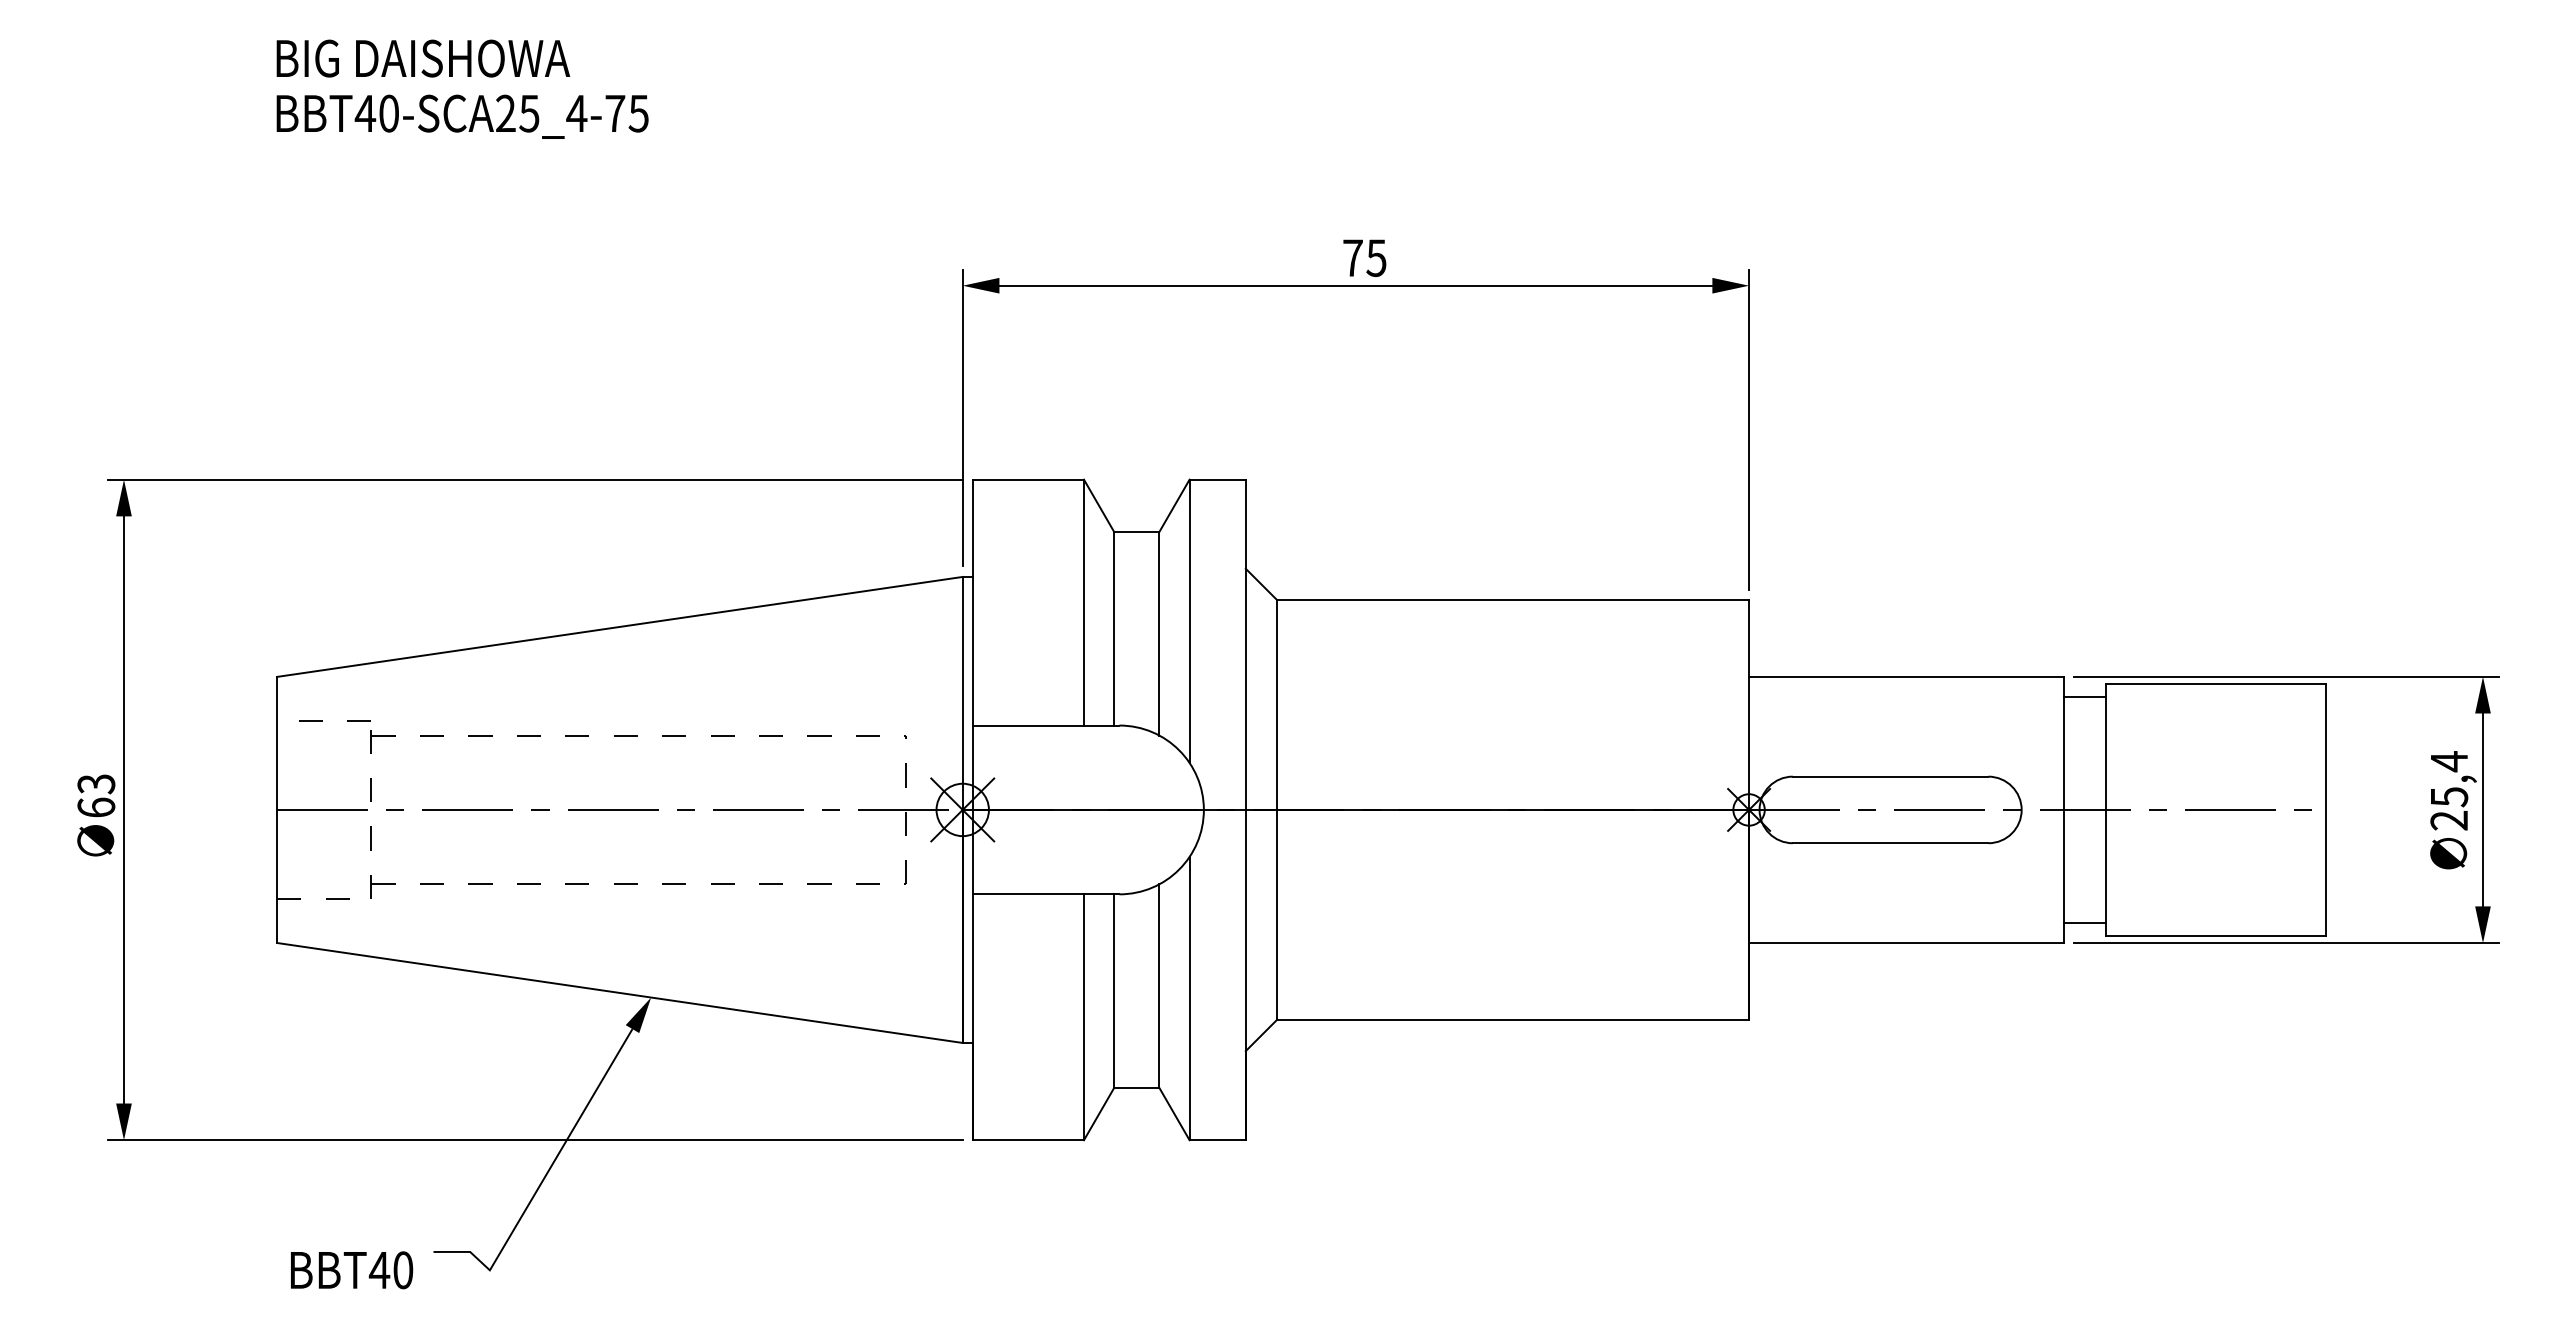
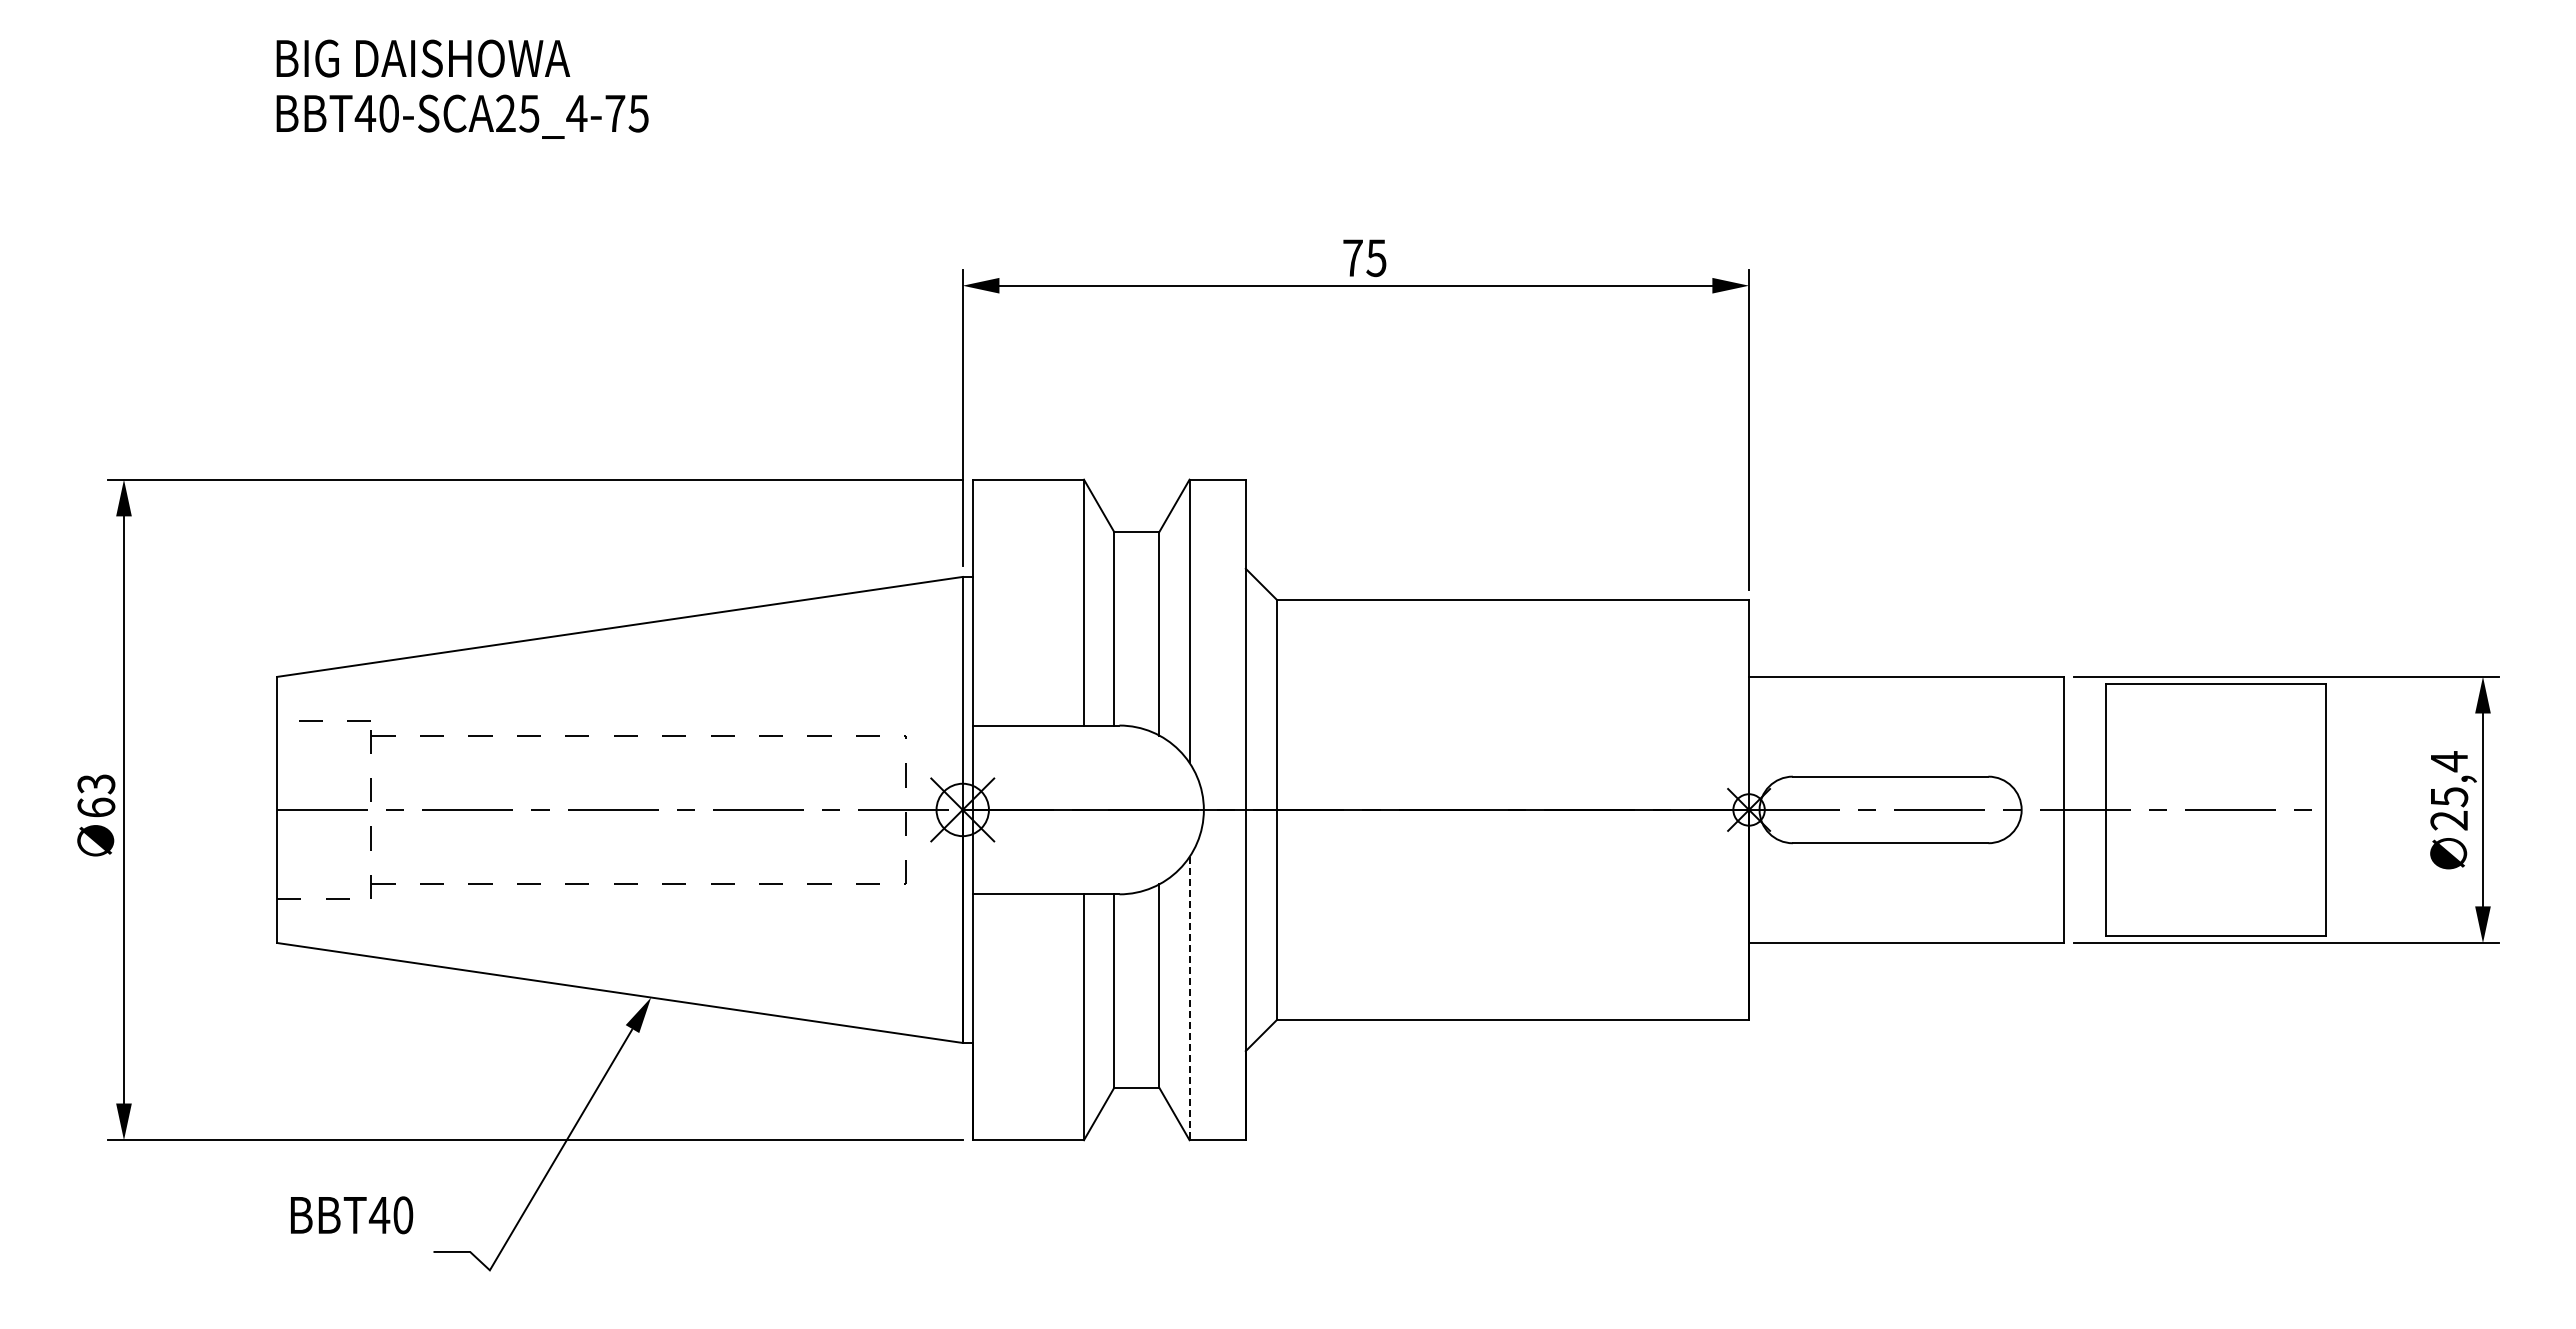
line: present -> none (2084, 697)
line: present -> none (2084, 922)
line: solid -> dashed (1189, 998)
text position: (352, 1270) -> (352, 1215) (352, 1215)
